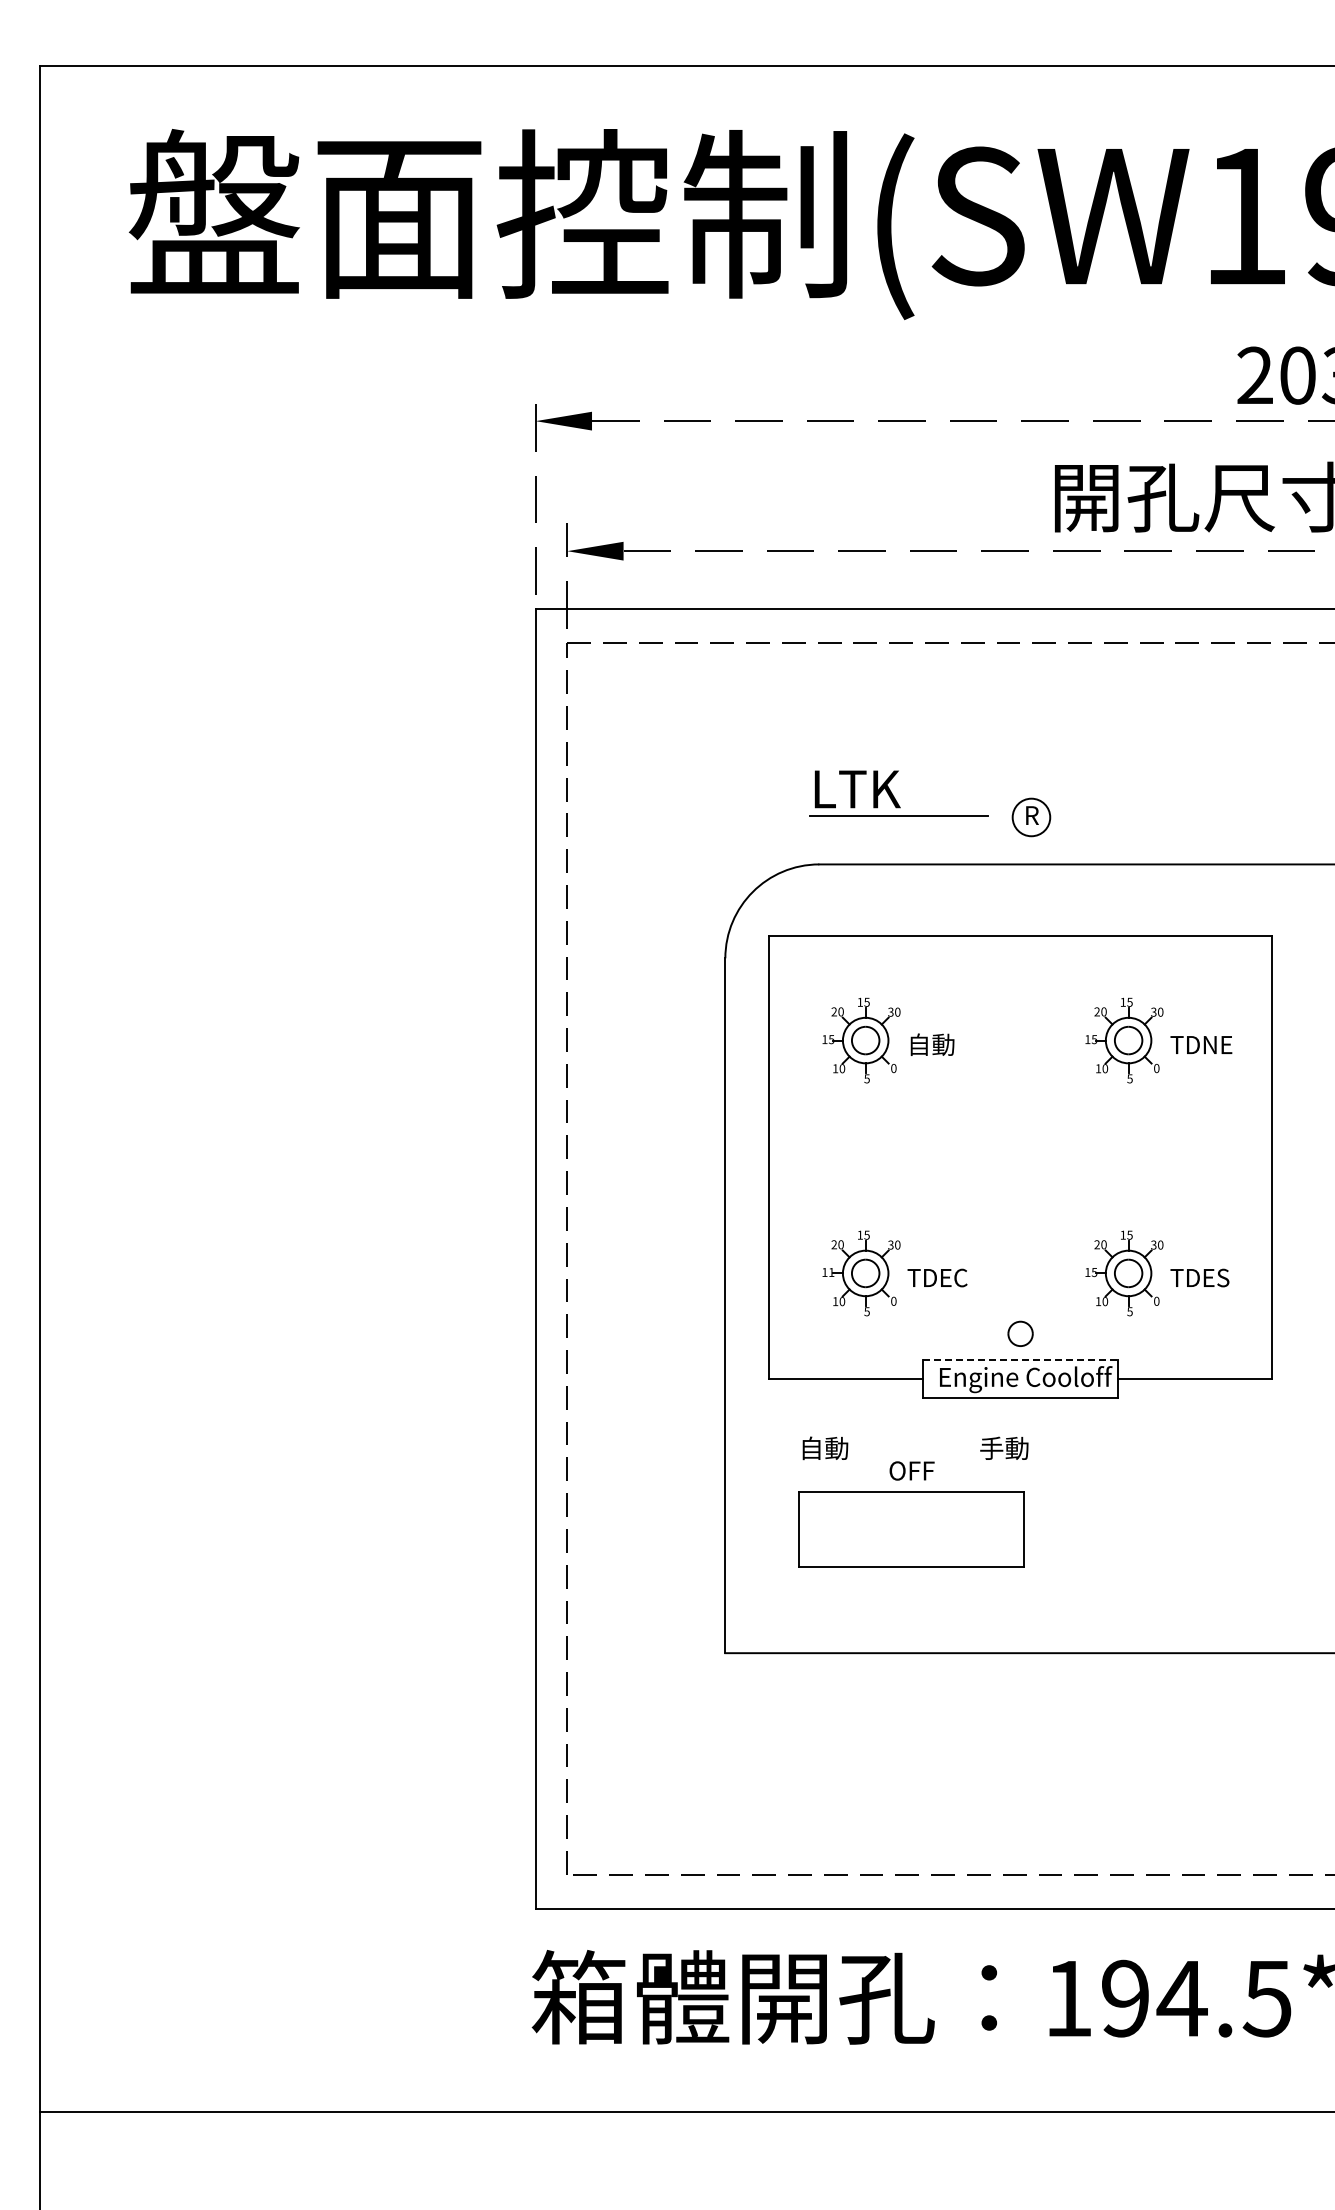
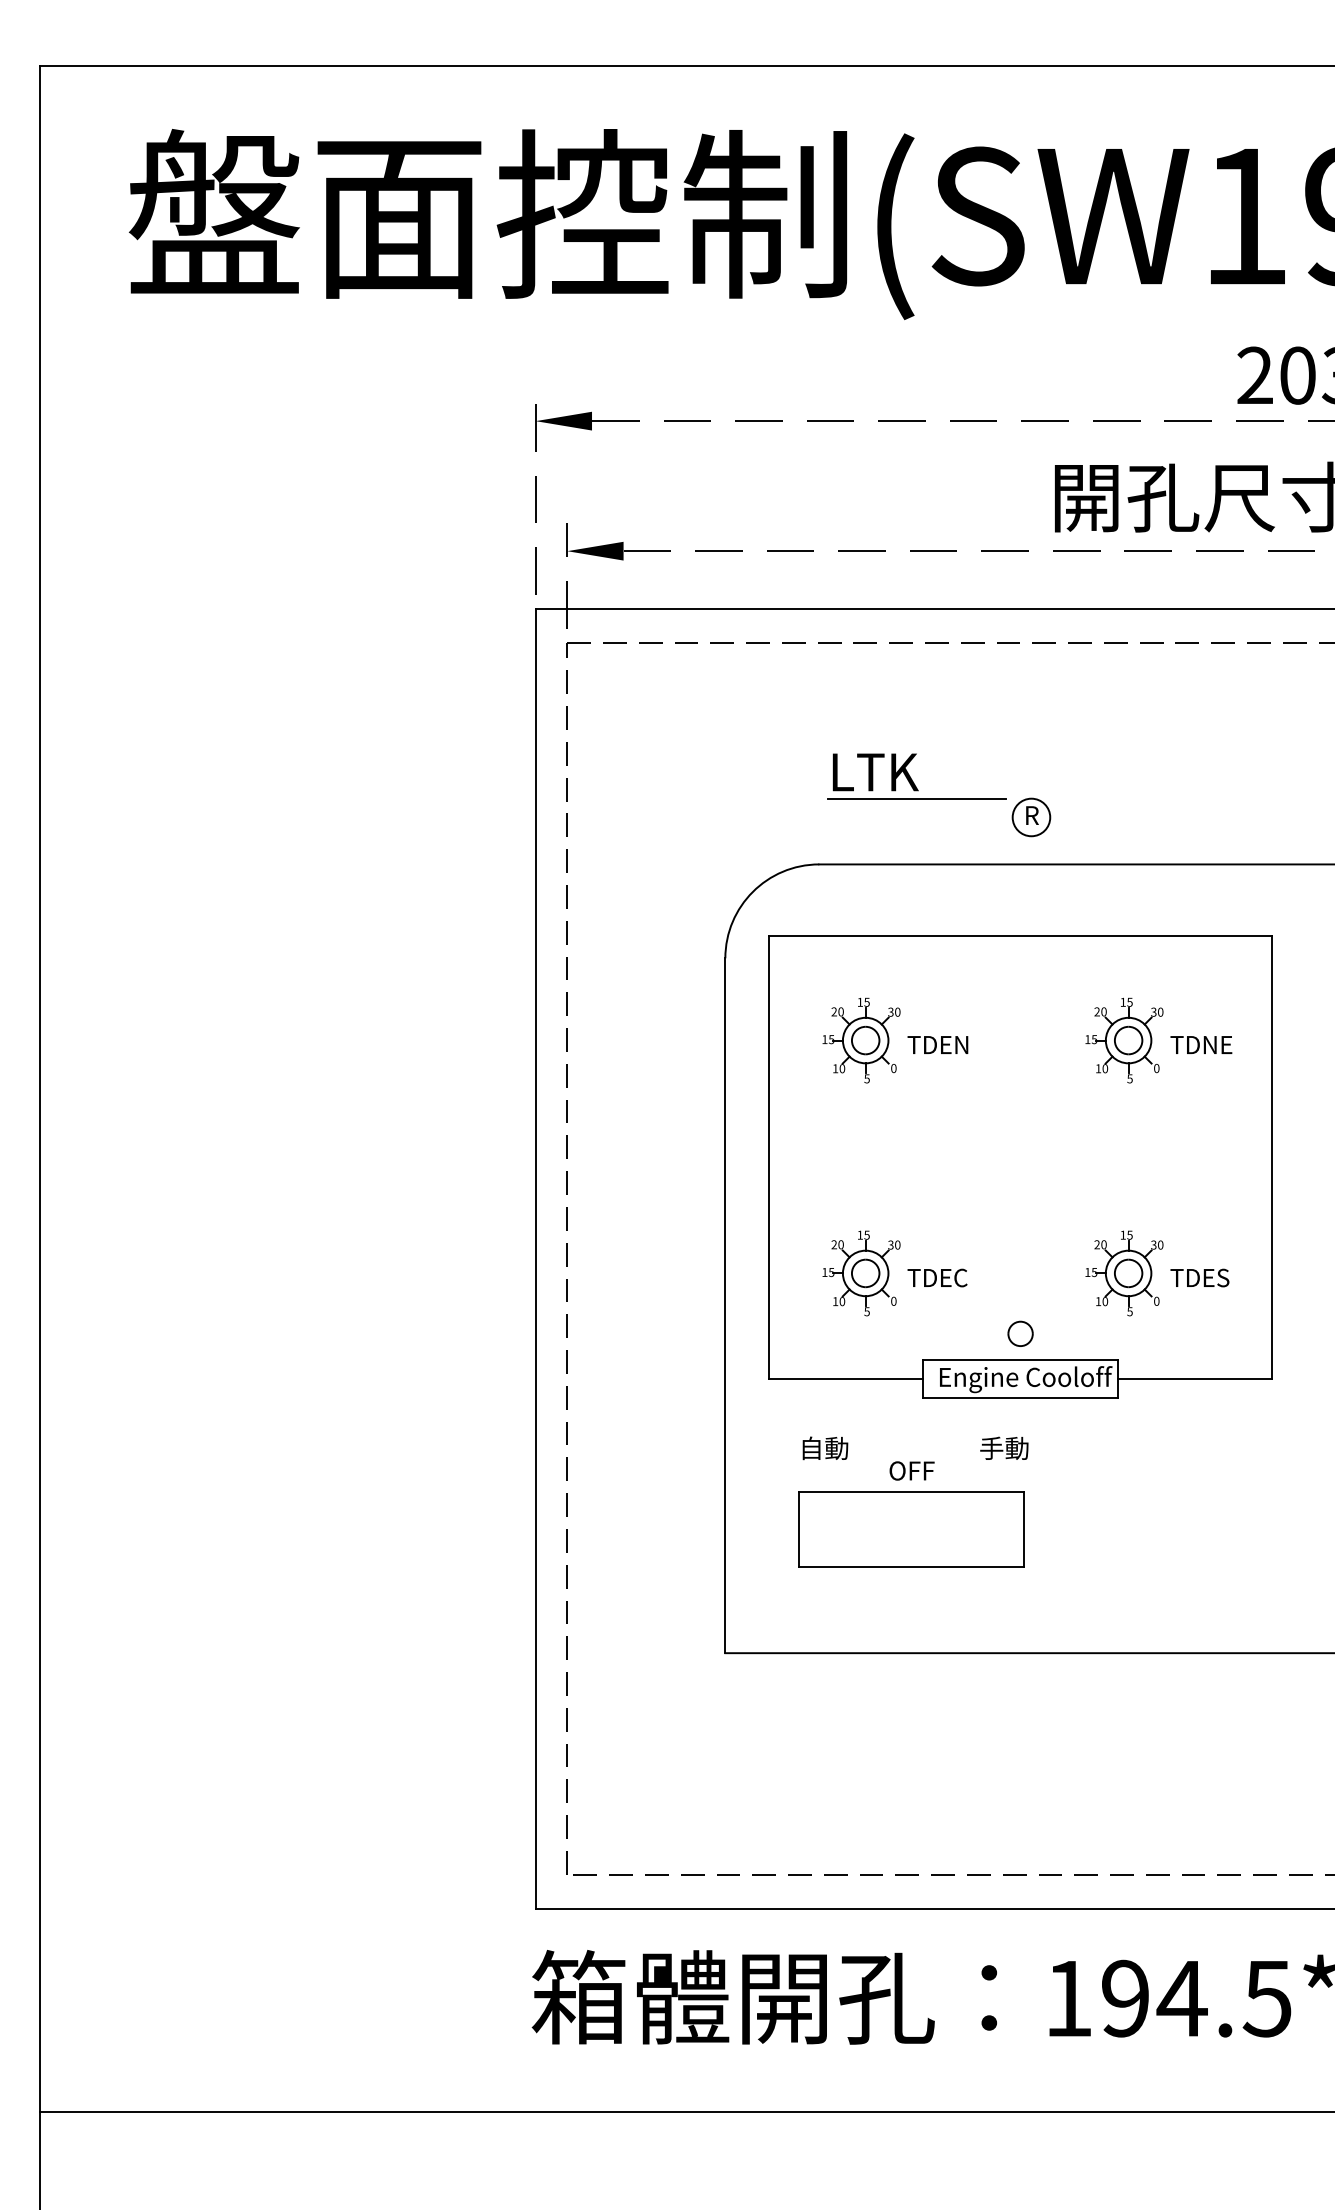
part position: (898, 793) -> (916, 776) (916, 776)
text: 自動 -> TDEN (937, 1044)
text: 11 -> 15 (831, 1272)
line: dashed -> solid (1020, 1360)
